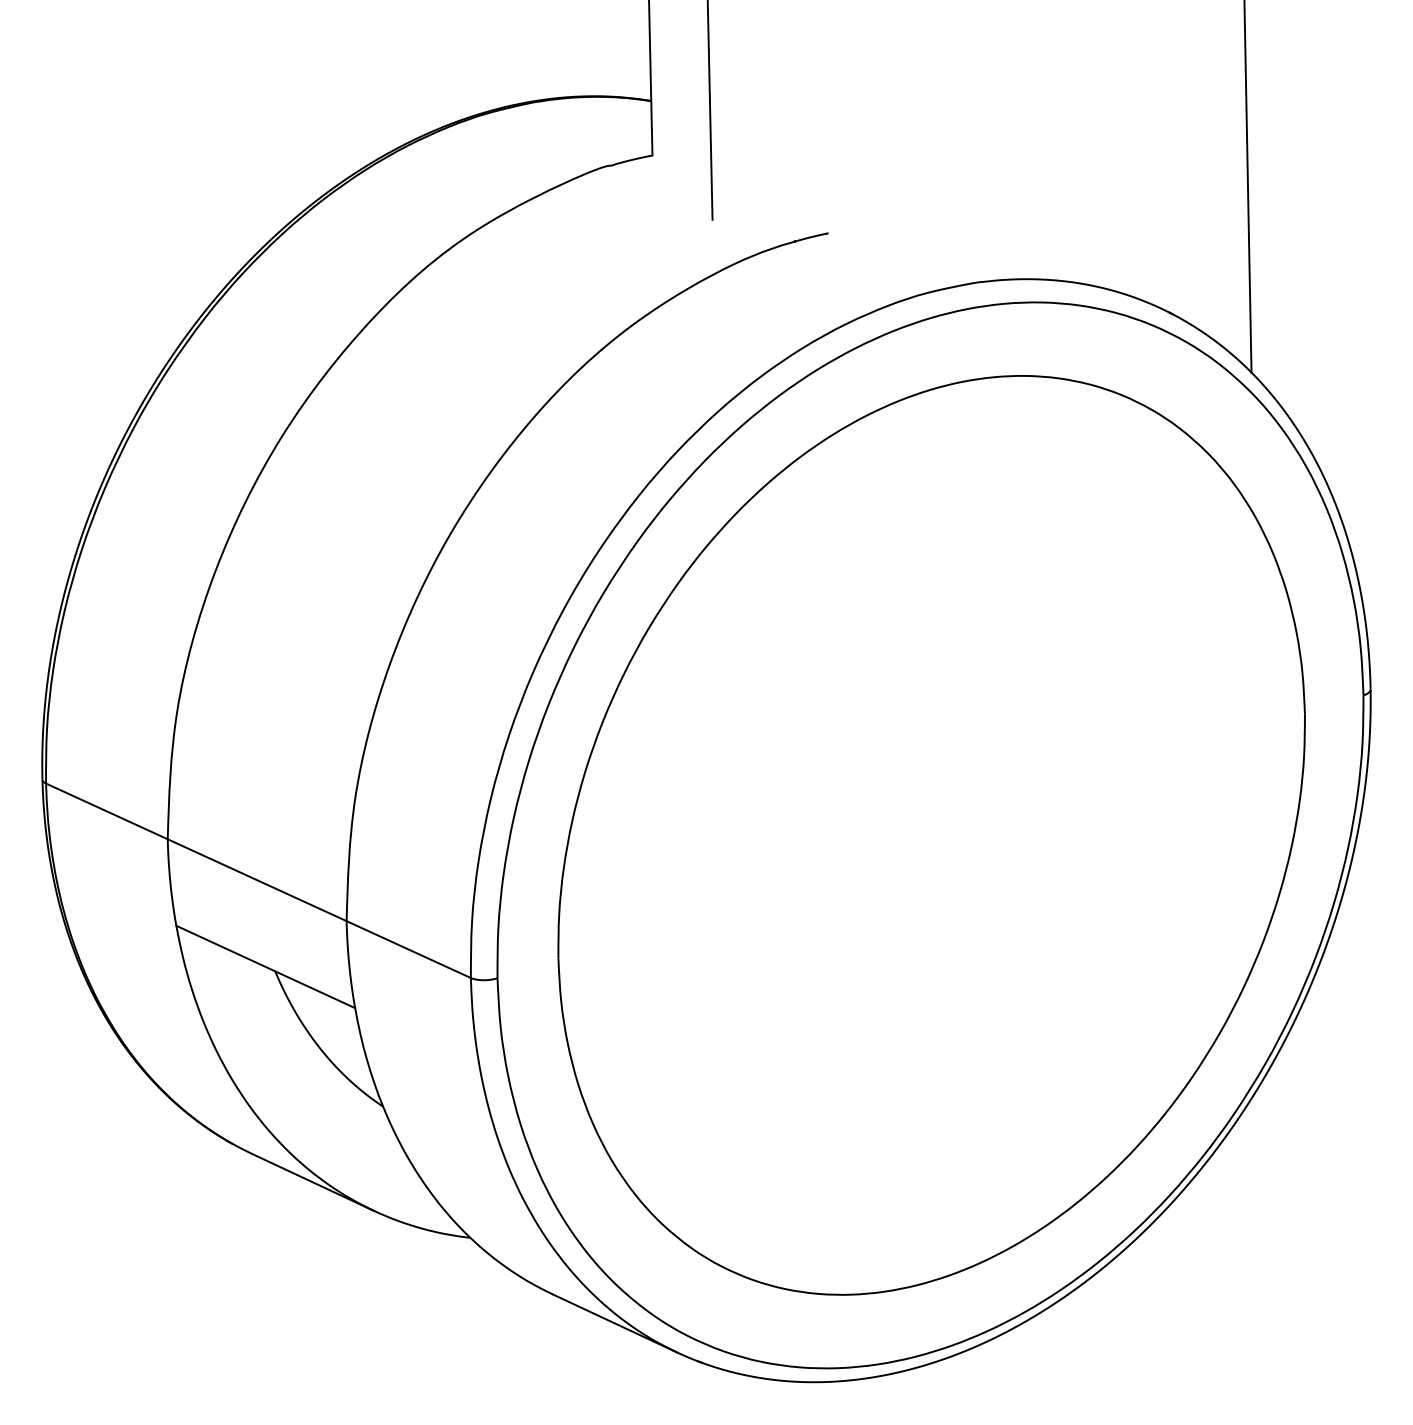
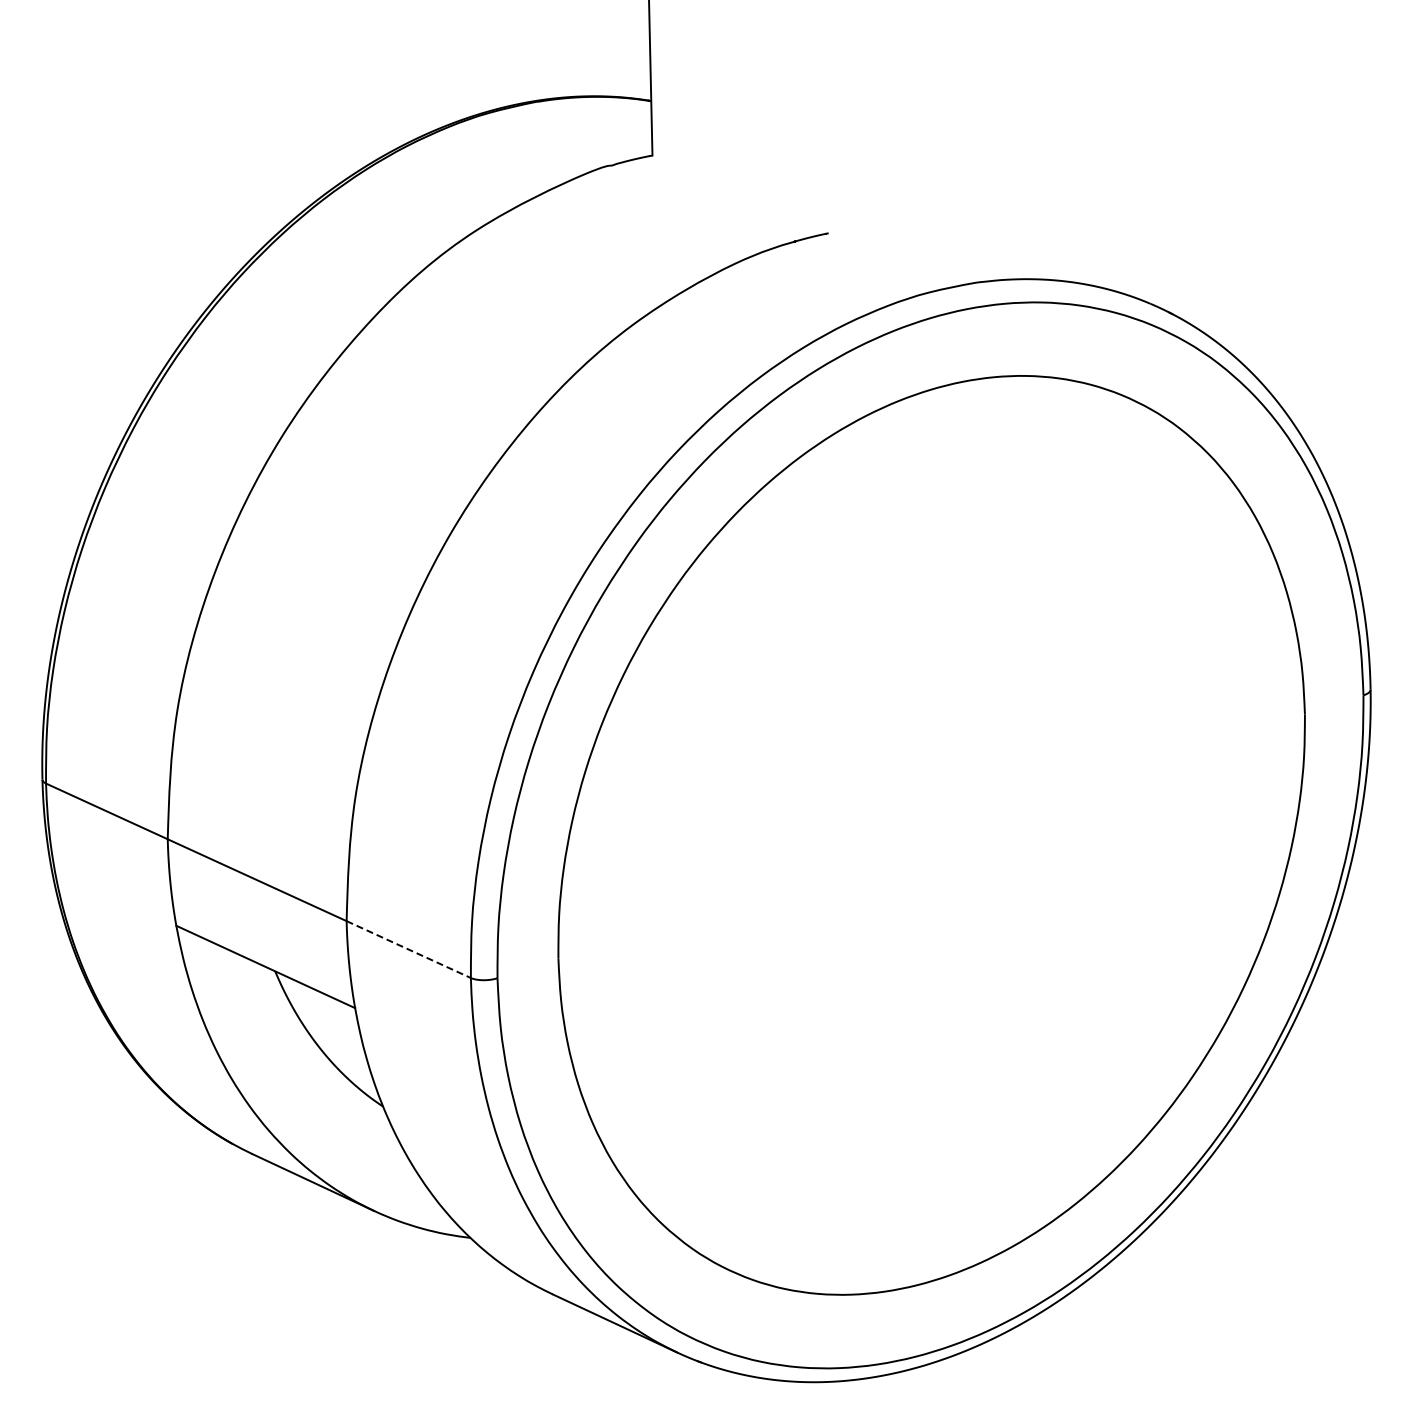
line: present -> none (709, 110)
line: present -> none (1247, 187)
line: solid -> dashed (409, 949)
